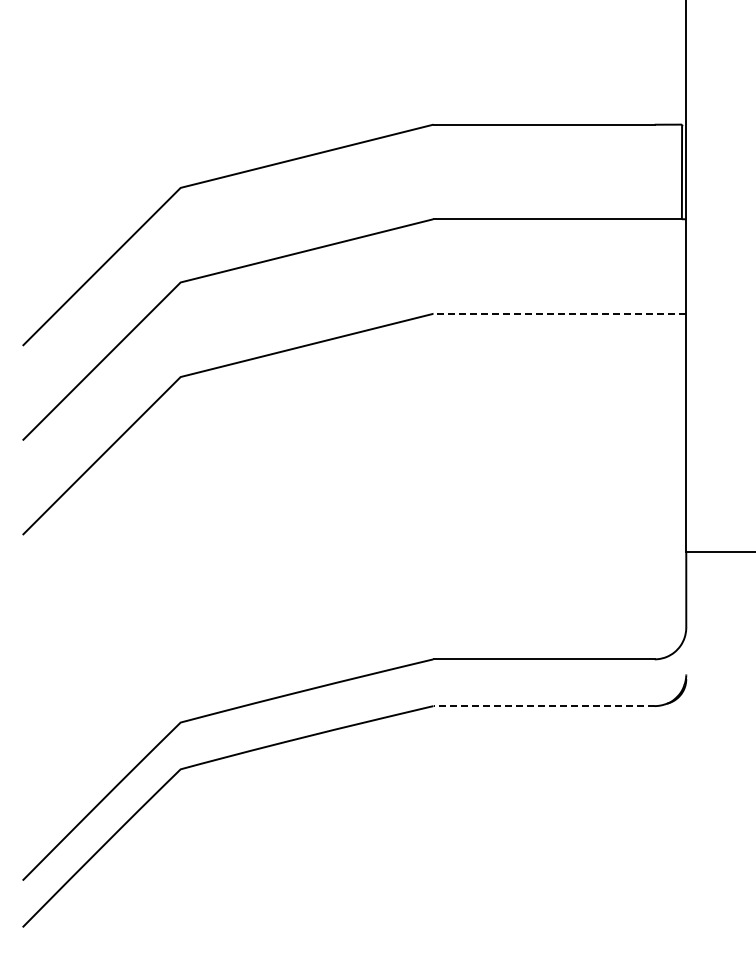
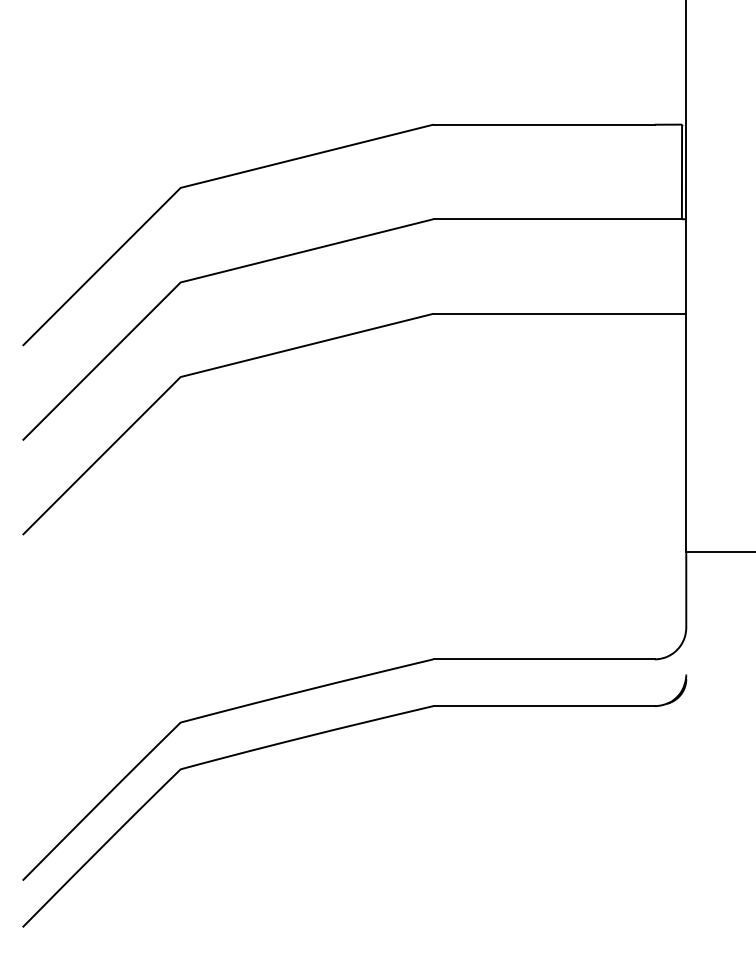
line: dashed -> solid (559, 313)
line: dashed -> solid (544, 706)
